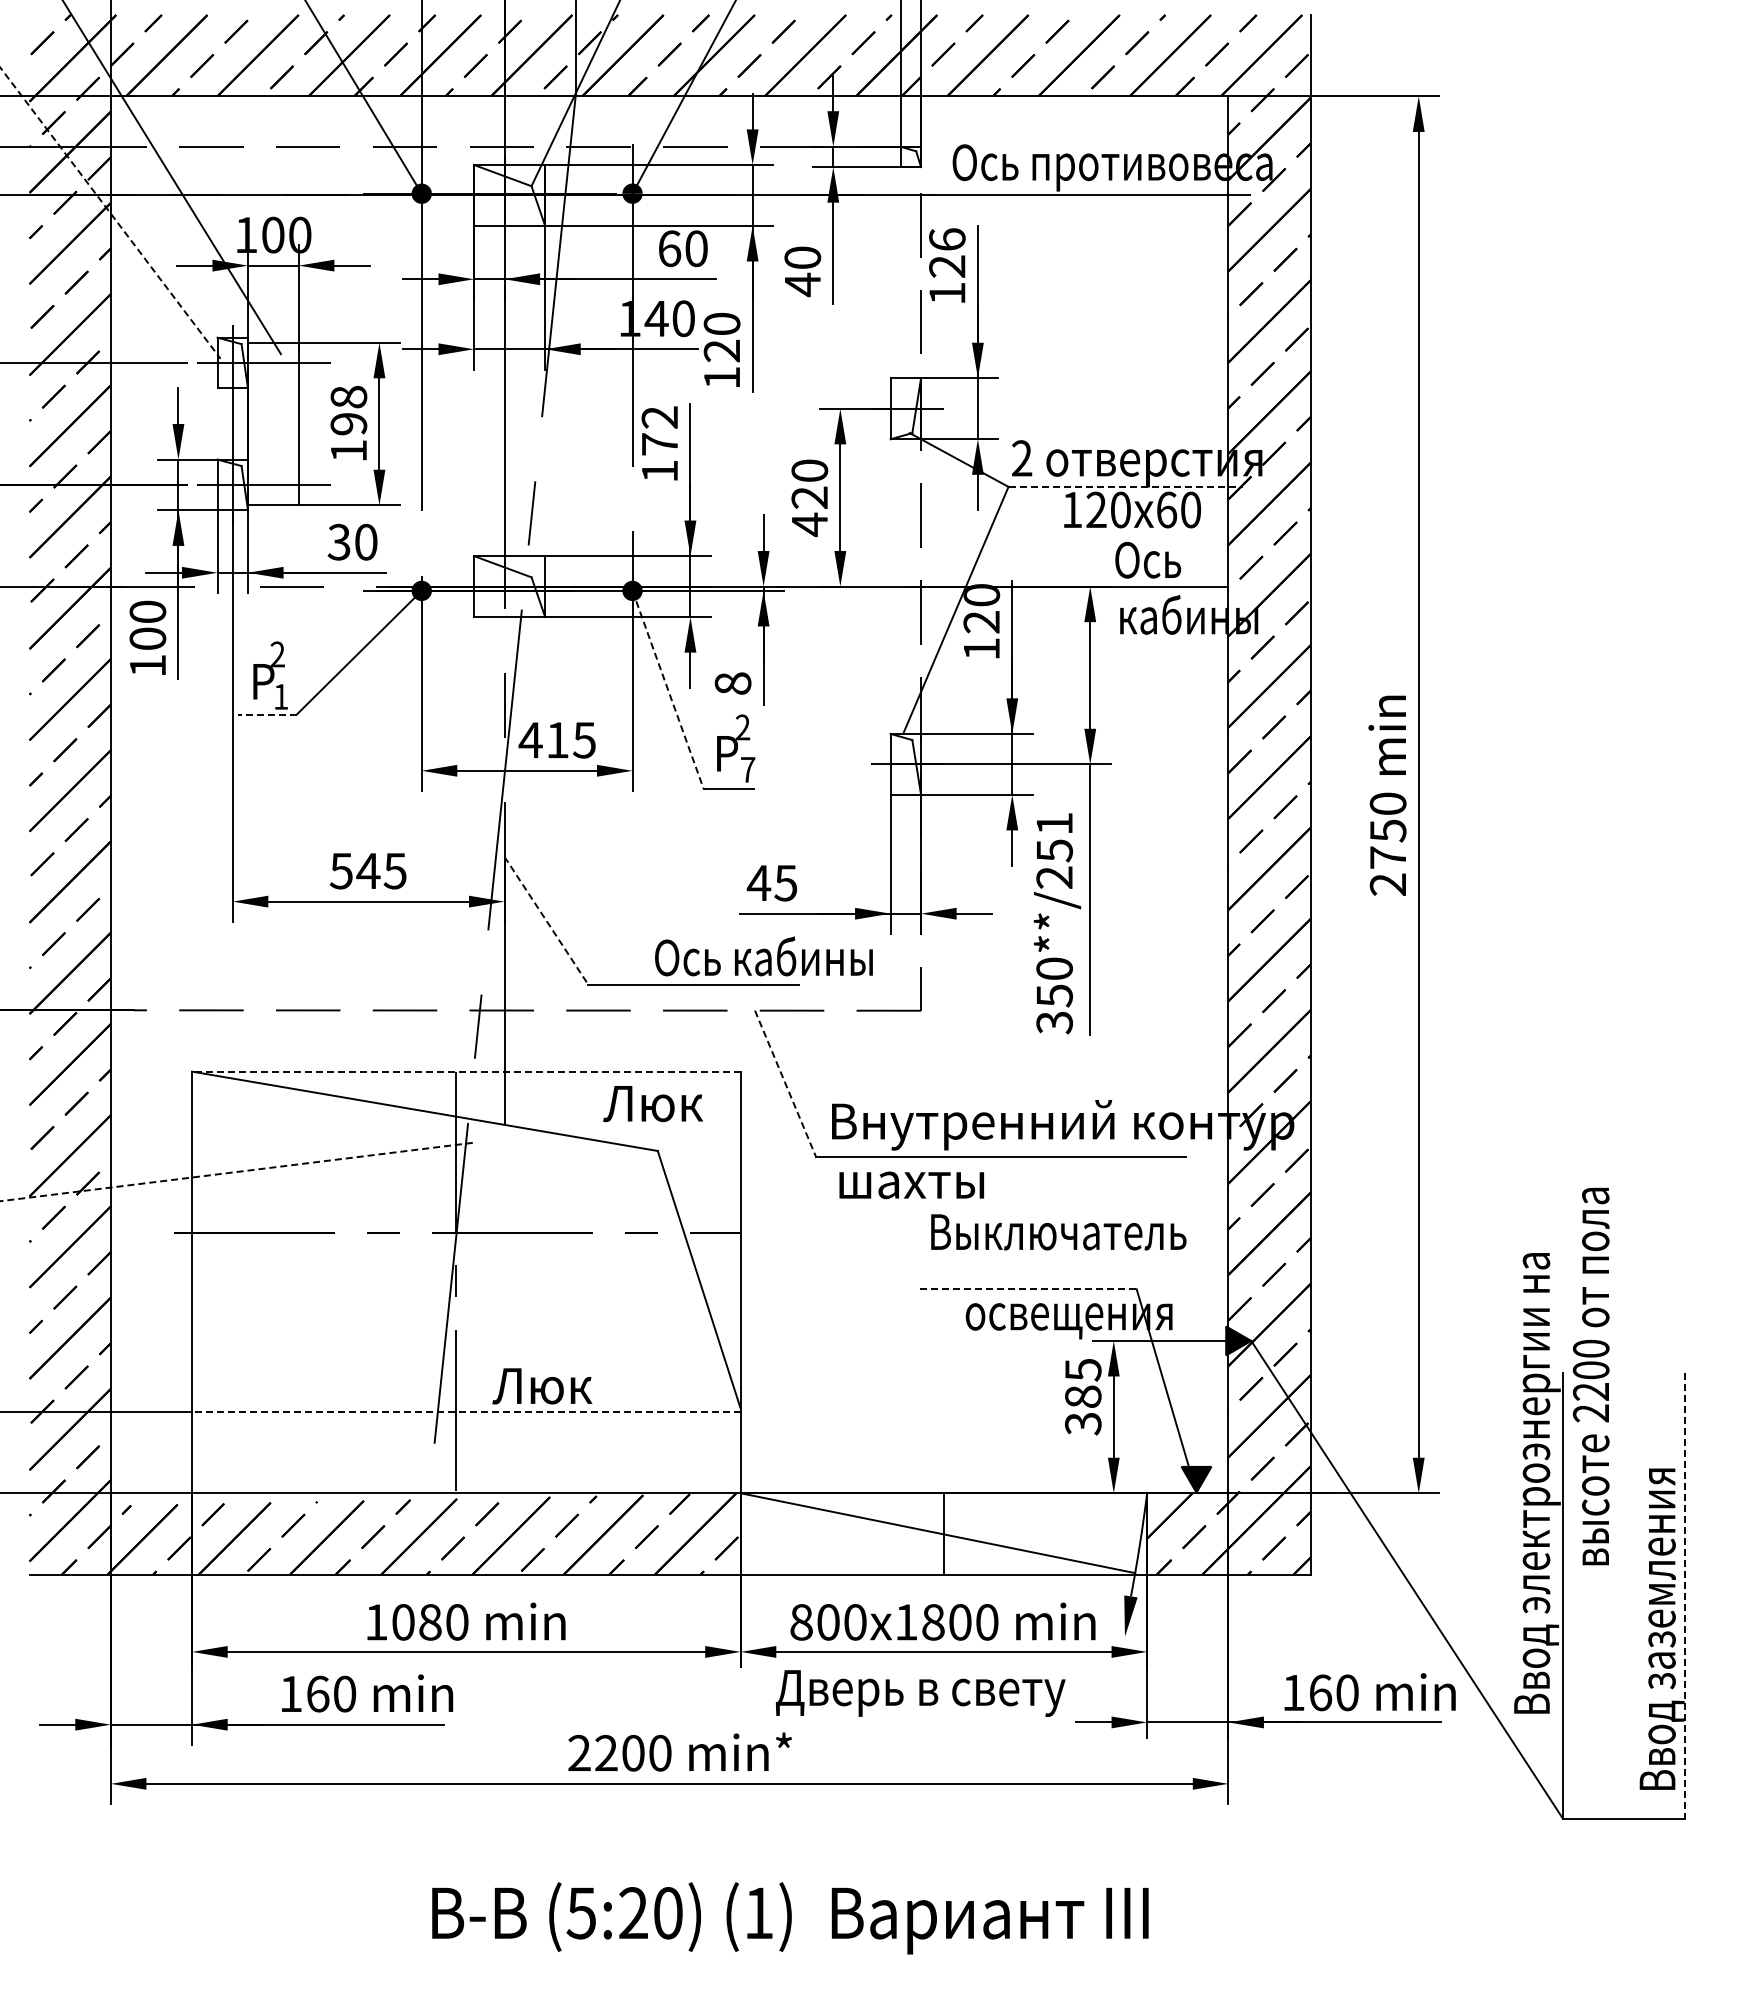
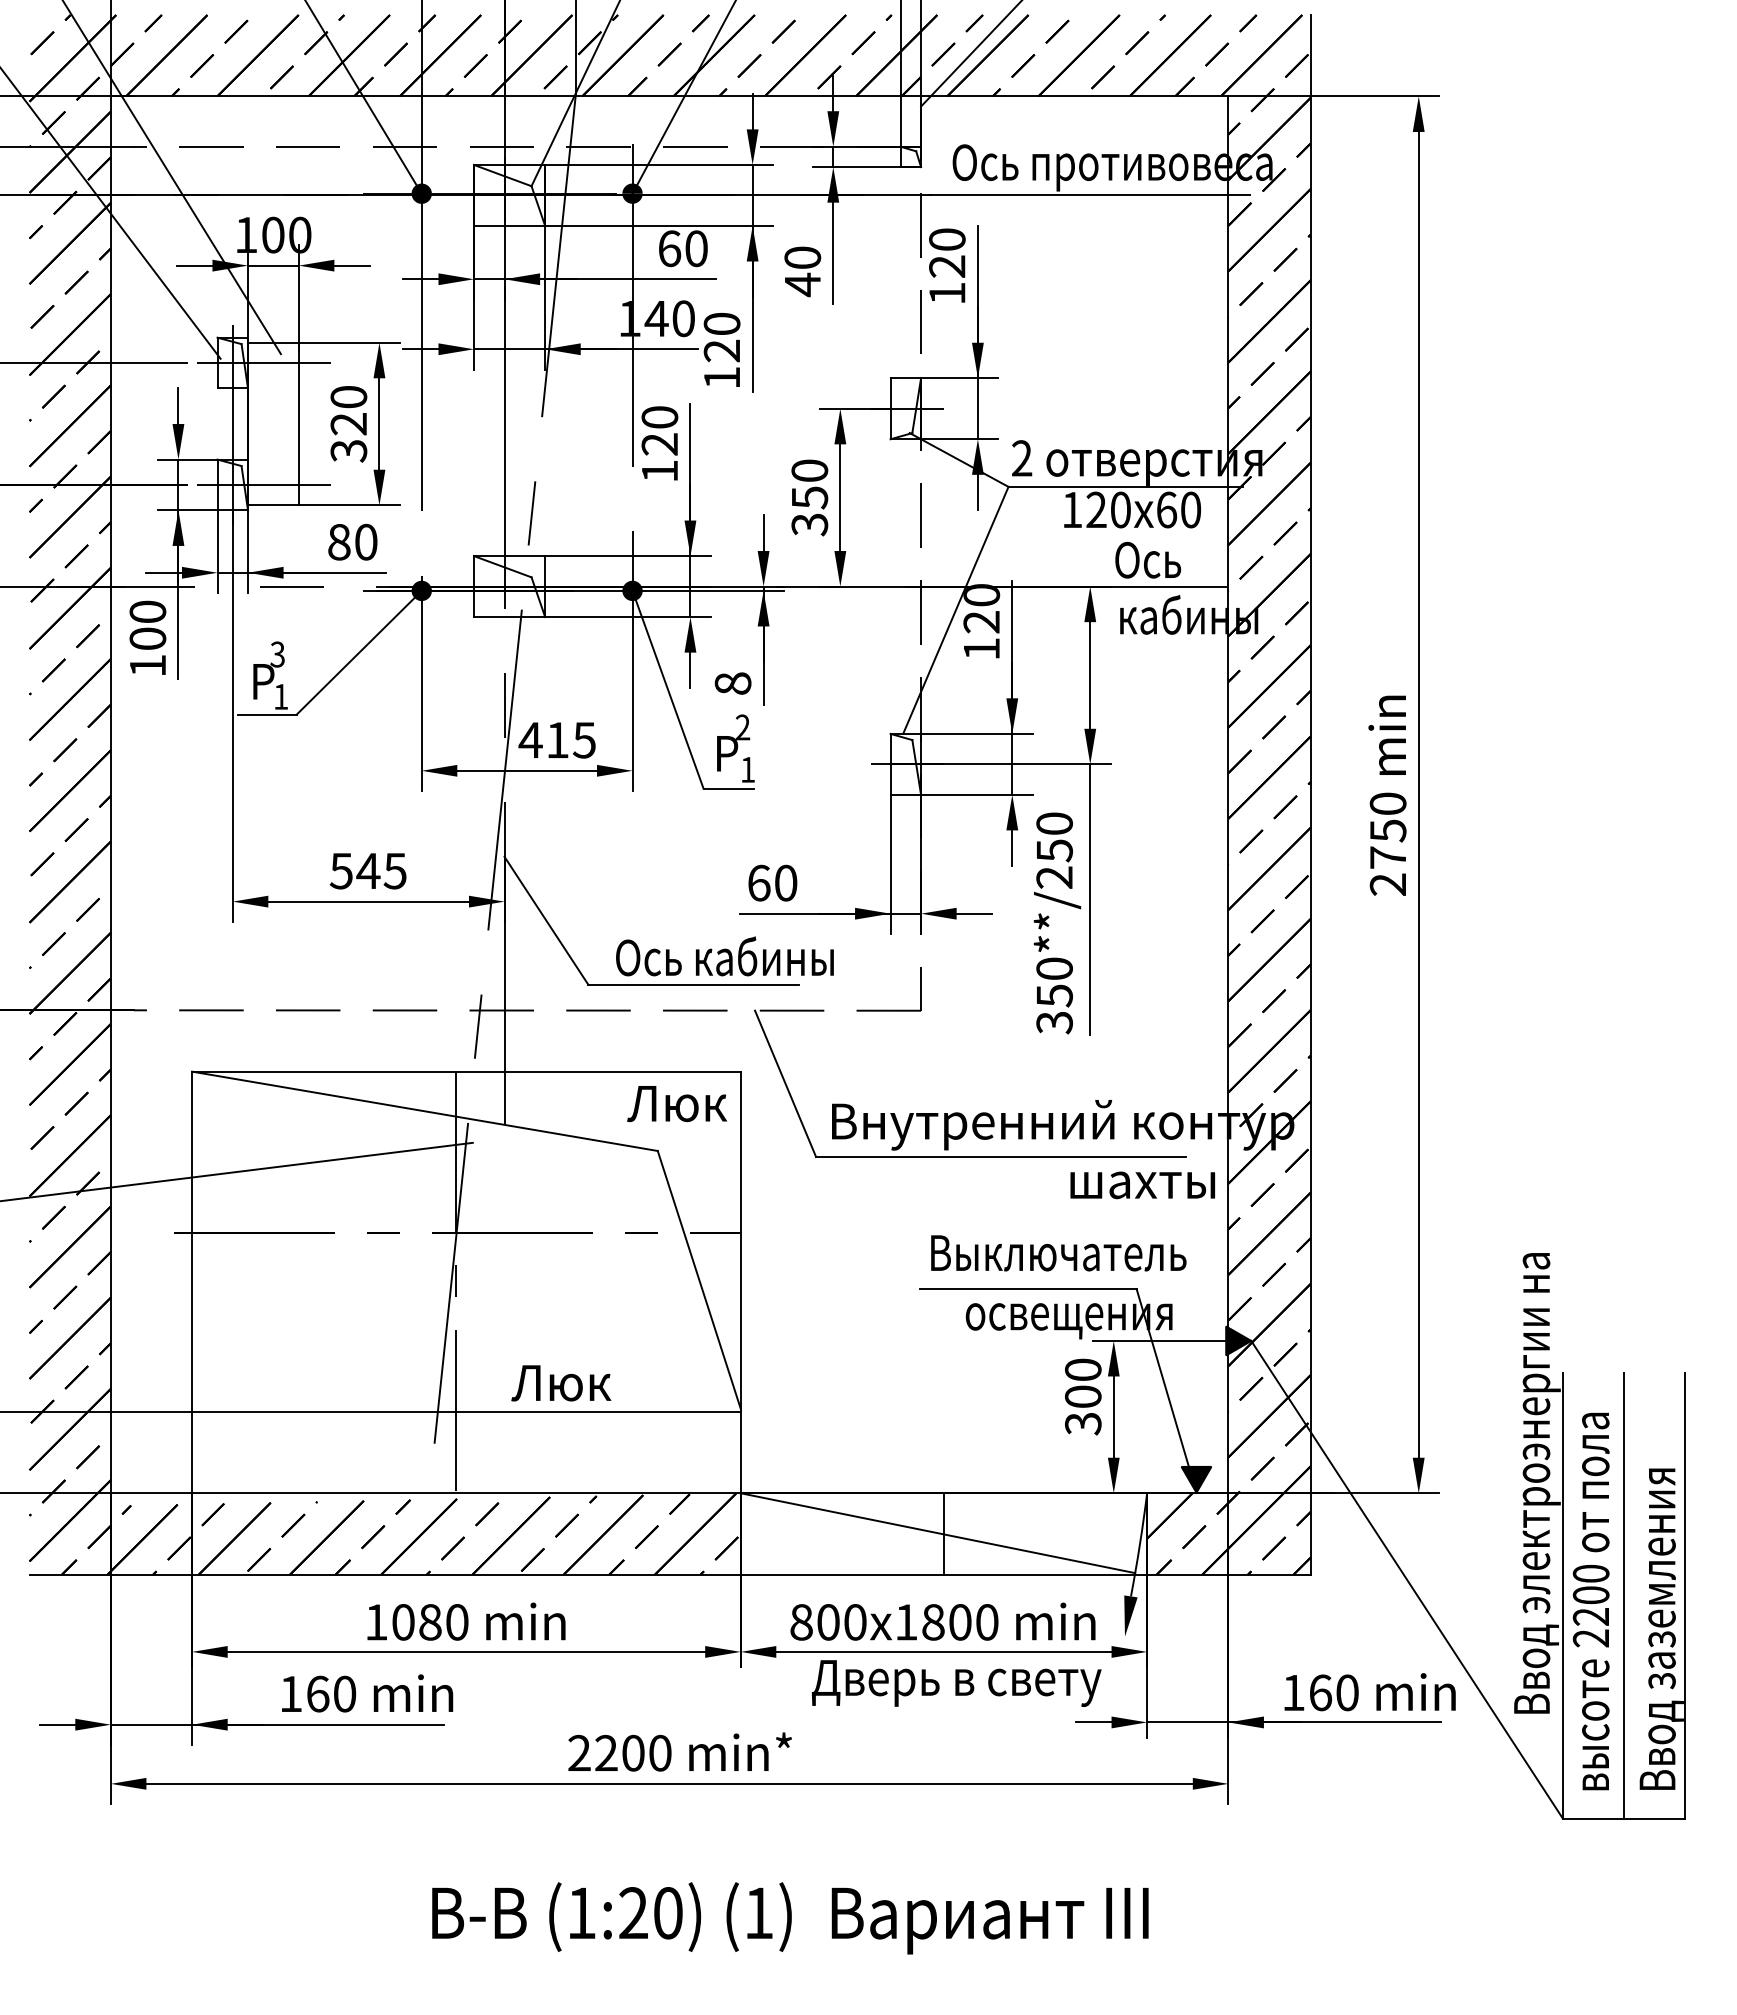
line: none -> present (970, 54)
line: dashed -> solid (110, 213)
text: 126 -> 120 (947, 239)
text: 198 -> 320 (348, 423)
text: 172 -> 120 (659, 430)
line: dashed -> solid (1126, 486)
text: 420 -> 350 (809, 511)
text: 30 -> 80 (338, 541)
text: 2 -> 3 (277, 654)
line: dashed -> solid (668, 690)
line: dashed -> solid (266, 714)
text: 7 -> 1 (748, 769)
text: 350**/251 -> 350**/250 (1054, 823)
text: 45 -> 60 (771, 882)
line: dashed -> solid (546, 921)
text position: (763, 956) -> (724, 956) (724, 956)
line: dashed -> solid (465, 1071)
line: dashed -> solid (785, 1084)
text position: (653, 1104) -> (677, 1104) (677, 1104)
line: dashed -> solid (236, 1172)
text position: (911, 1185) -> (1142, 1185) (1142, 1185)
text position: (1058, 1232) -> (1058, 1253) (1058, 1253)
line: dashed -> solid (1029, 1289)
text position: (1590, 1376) -> (1590, 1601) (1590, 1601)
text: 385 -> 300 (1083, 1382)
text position: (542, 1386) -> (561, 1383) (561, 1383)
line: dashed -> solid (465, 1411)
line: none -> present (1623, 1595)
line: dashed -> solid (1684, 1595)
text position: (920, 1693) -> (956, 1683) (956, 1683)
text: (5:20) -> (1:20) (580, 1913)
